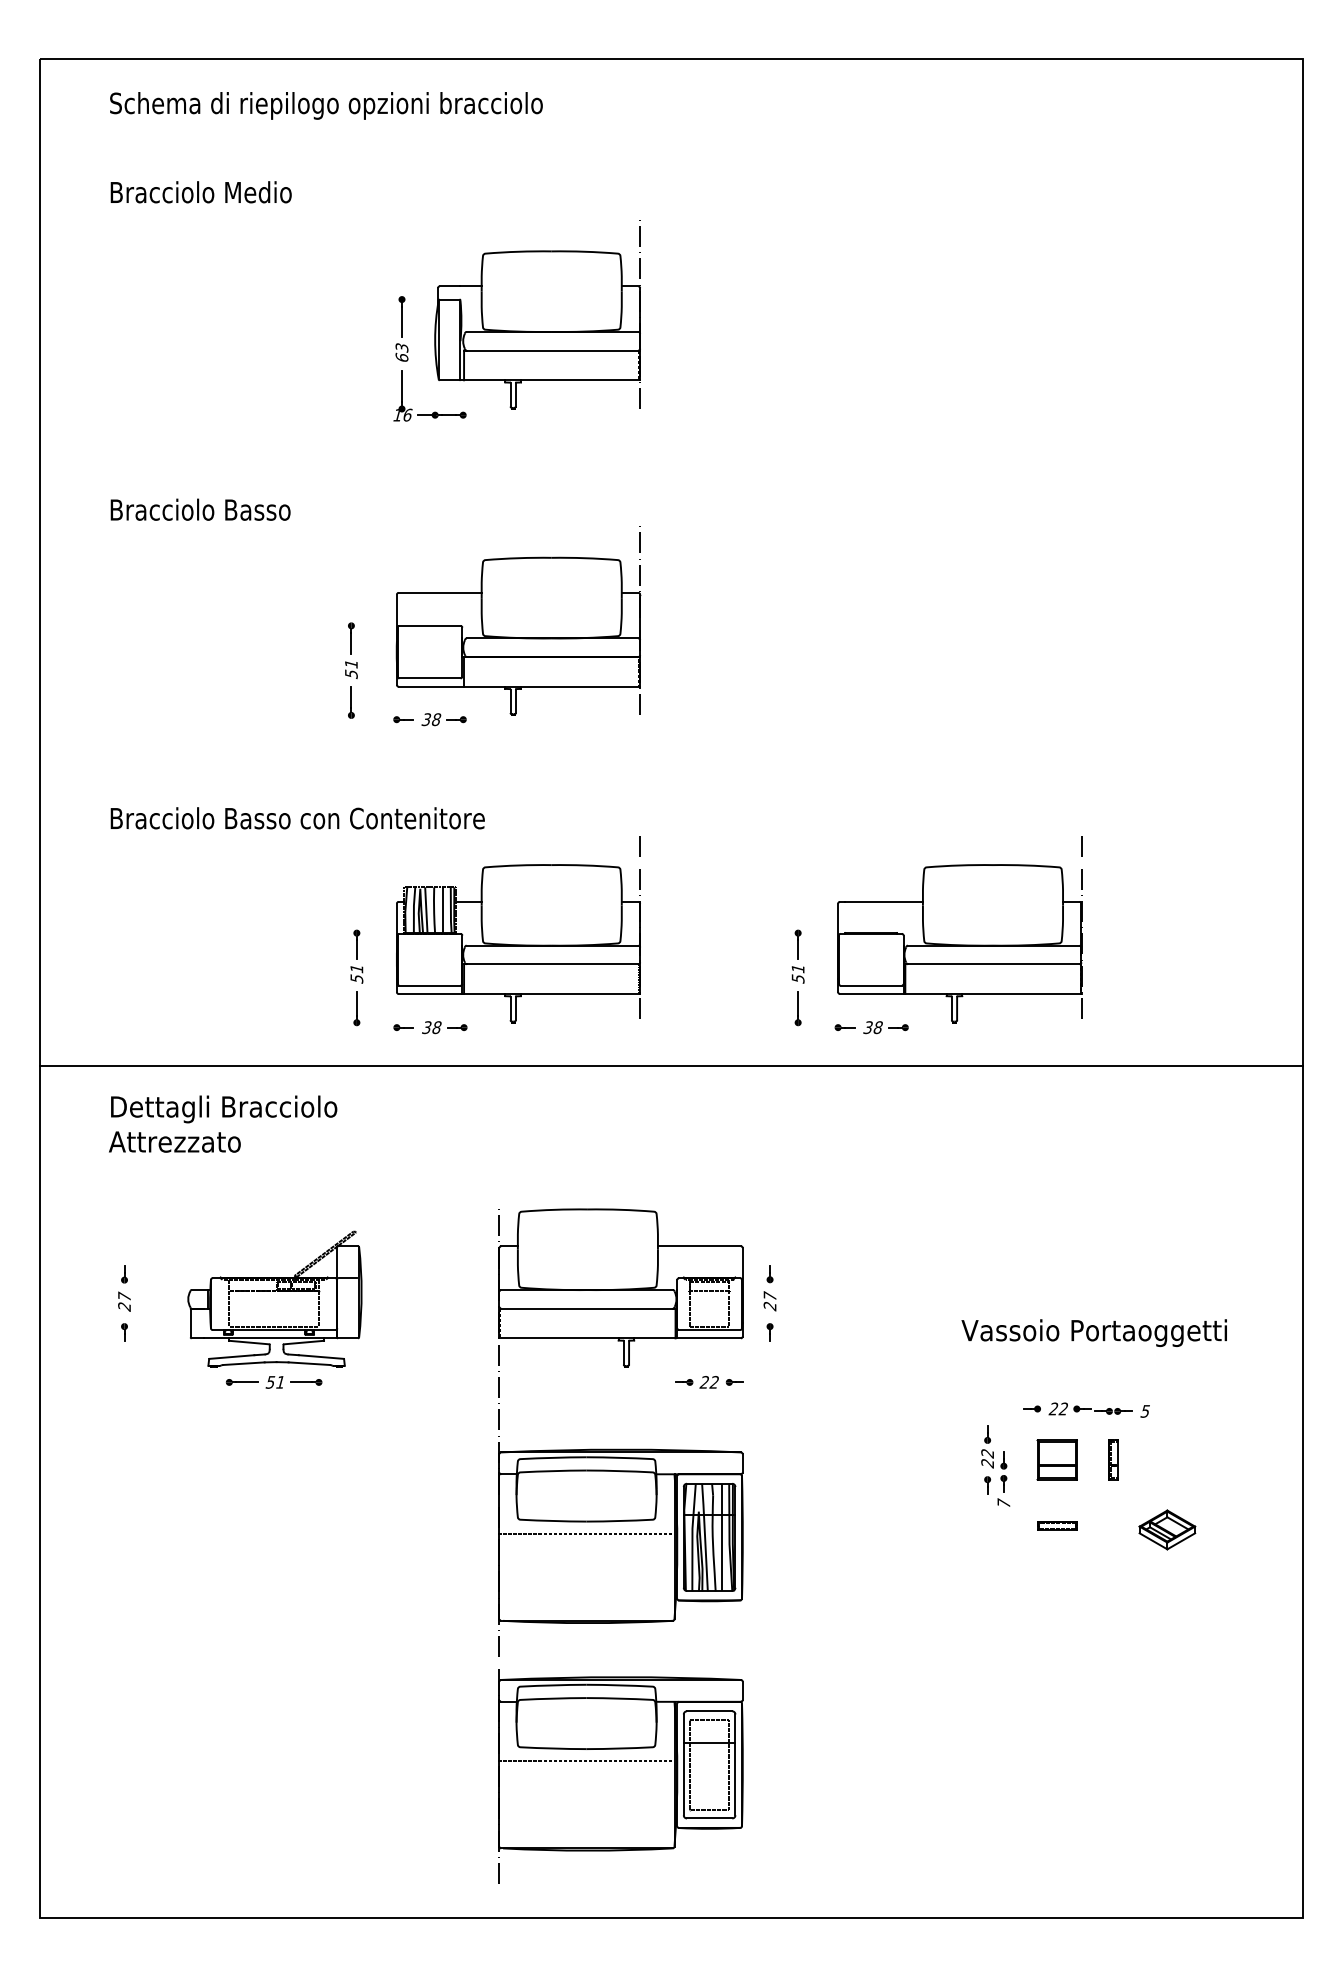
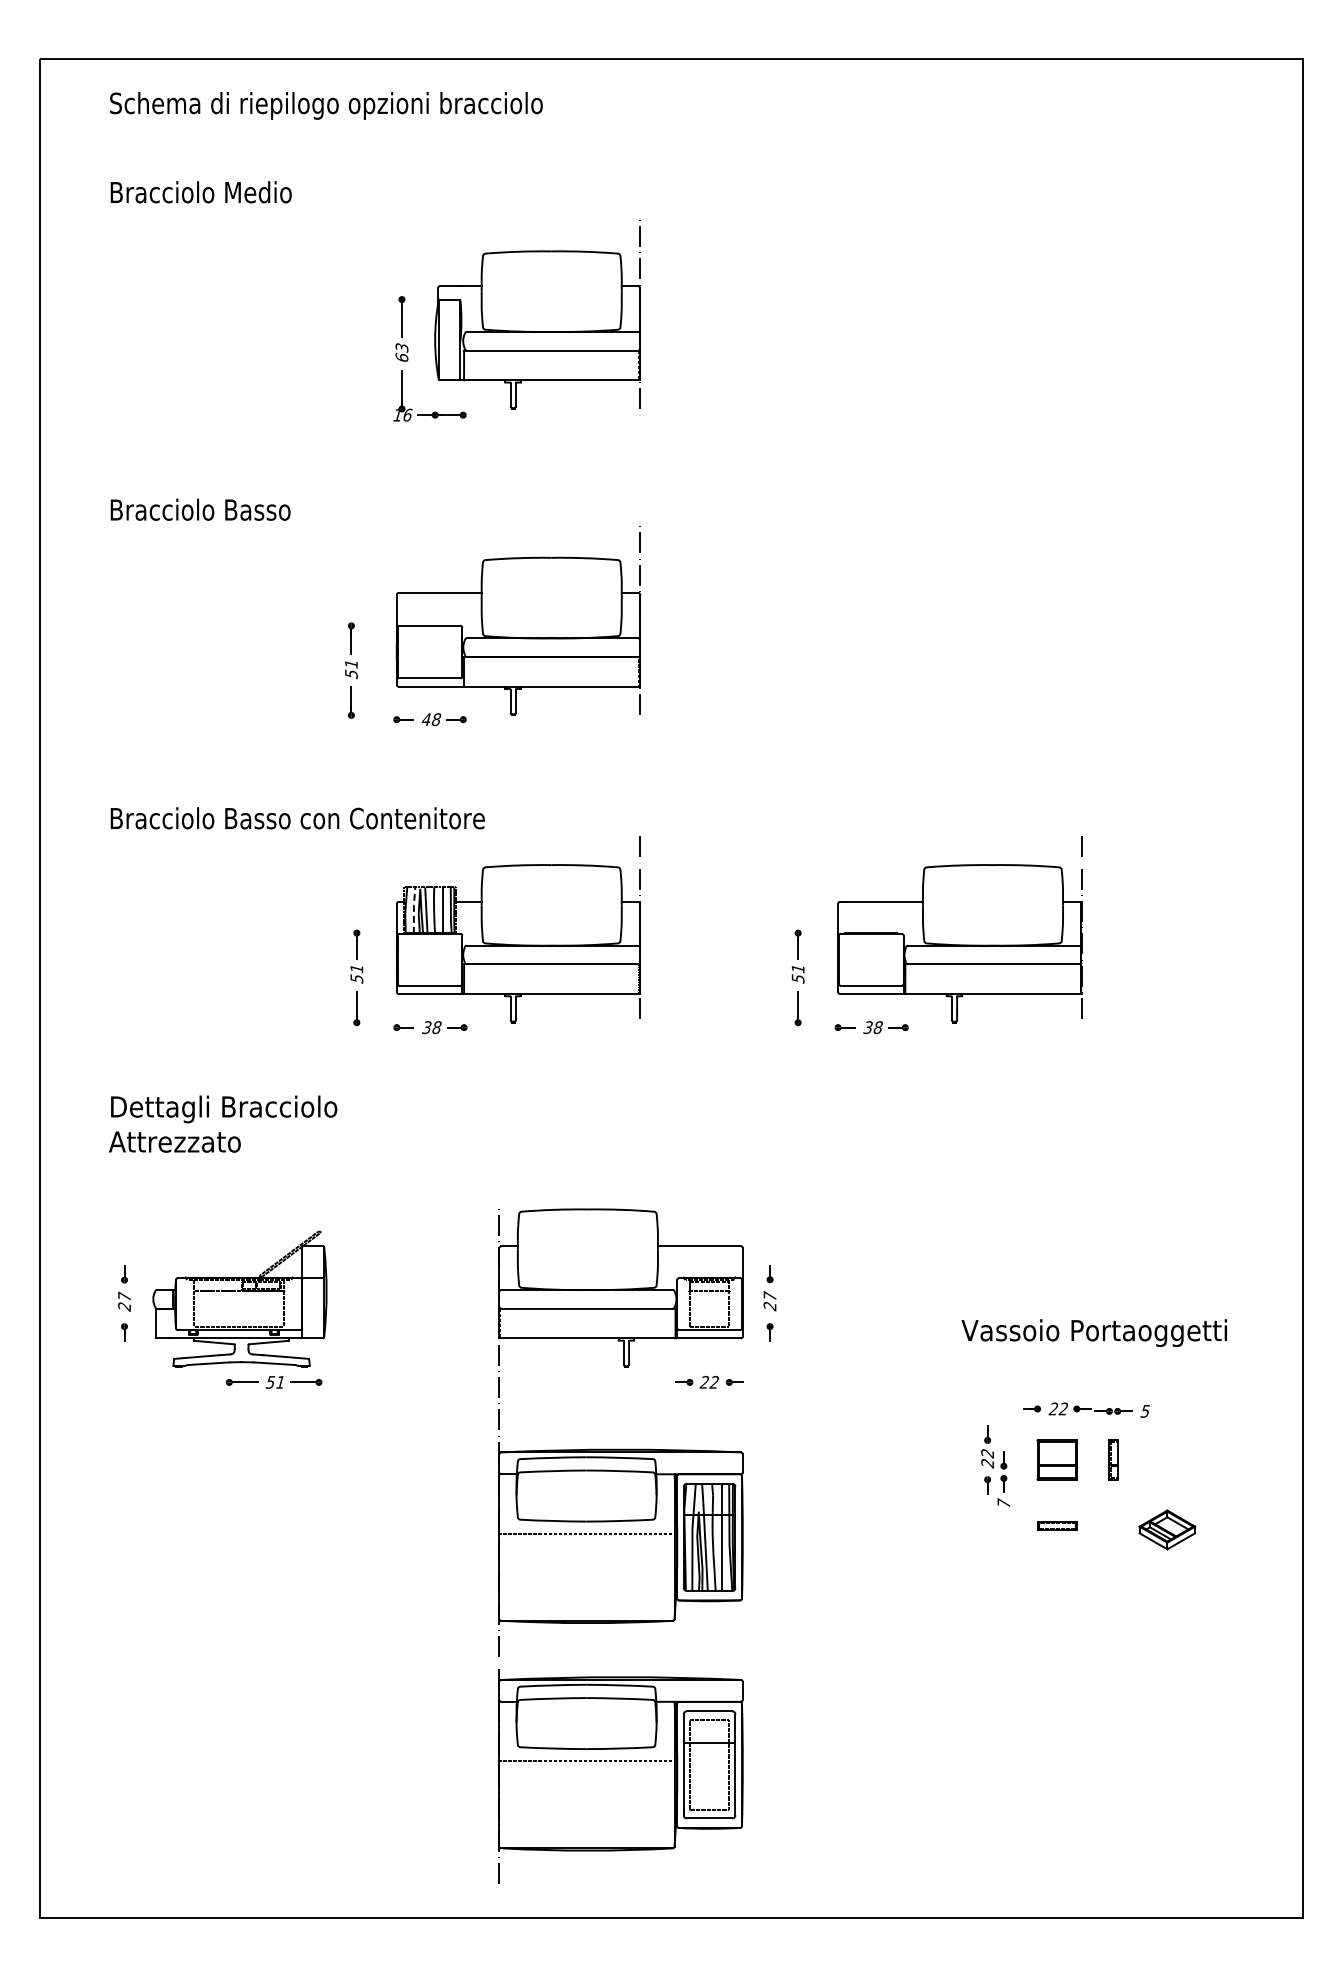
text: 38 -> 48 (426, 719)
line: solid -> dashed (413, 909)
line: present -> none (671, 1065)
part position: (274, 1298) -> (239, 1298) (239, 1298)
